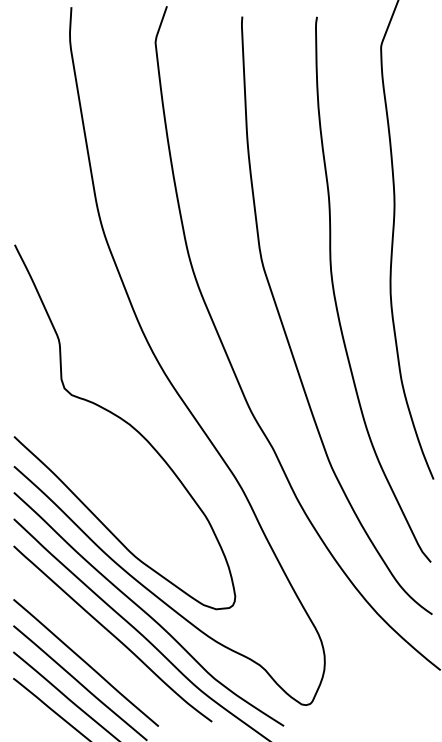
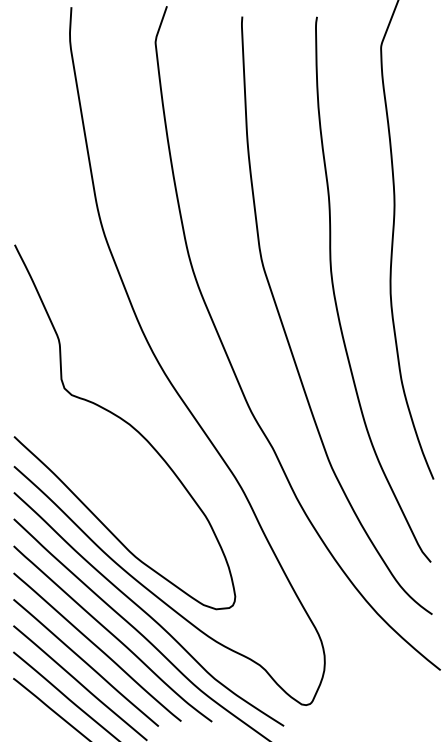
line: none -> present (97, 646)
